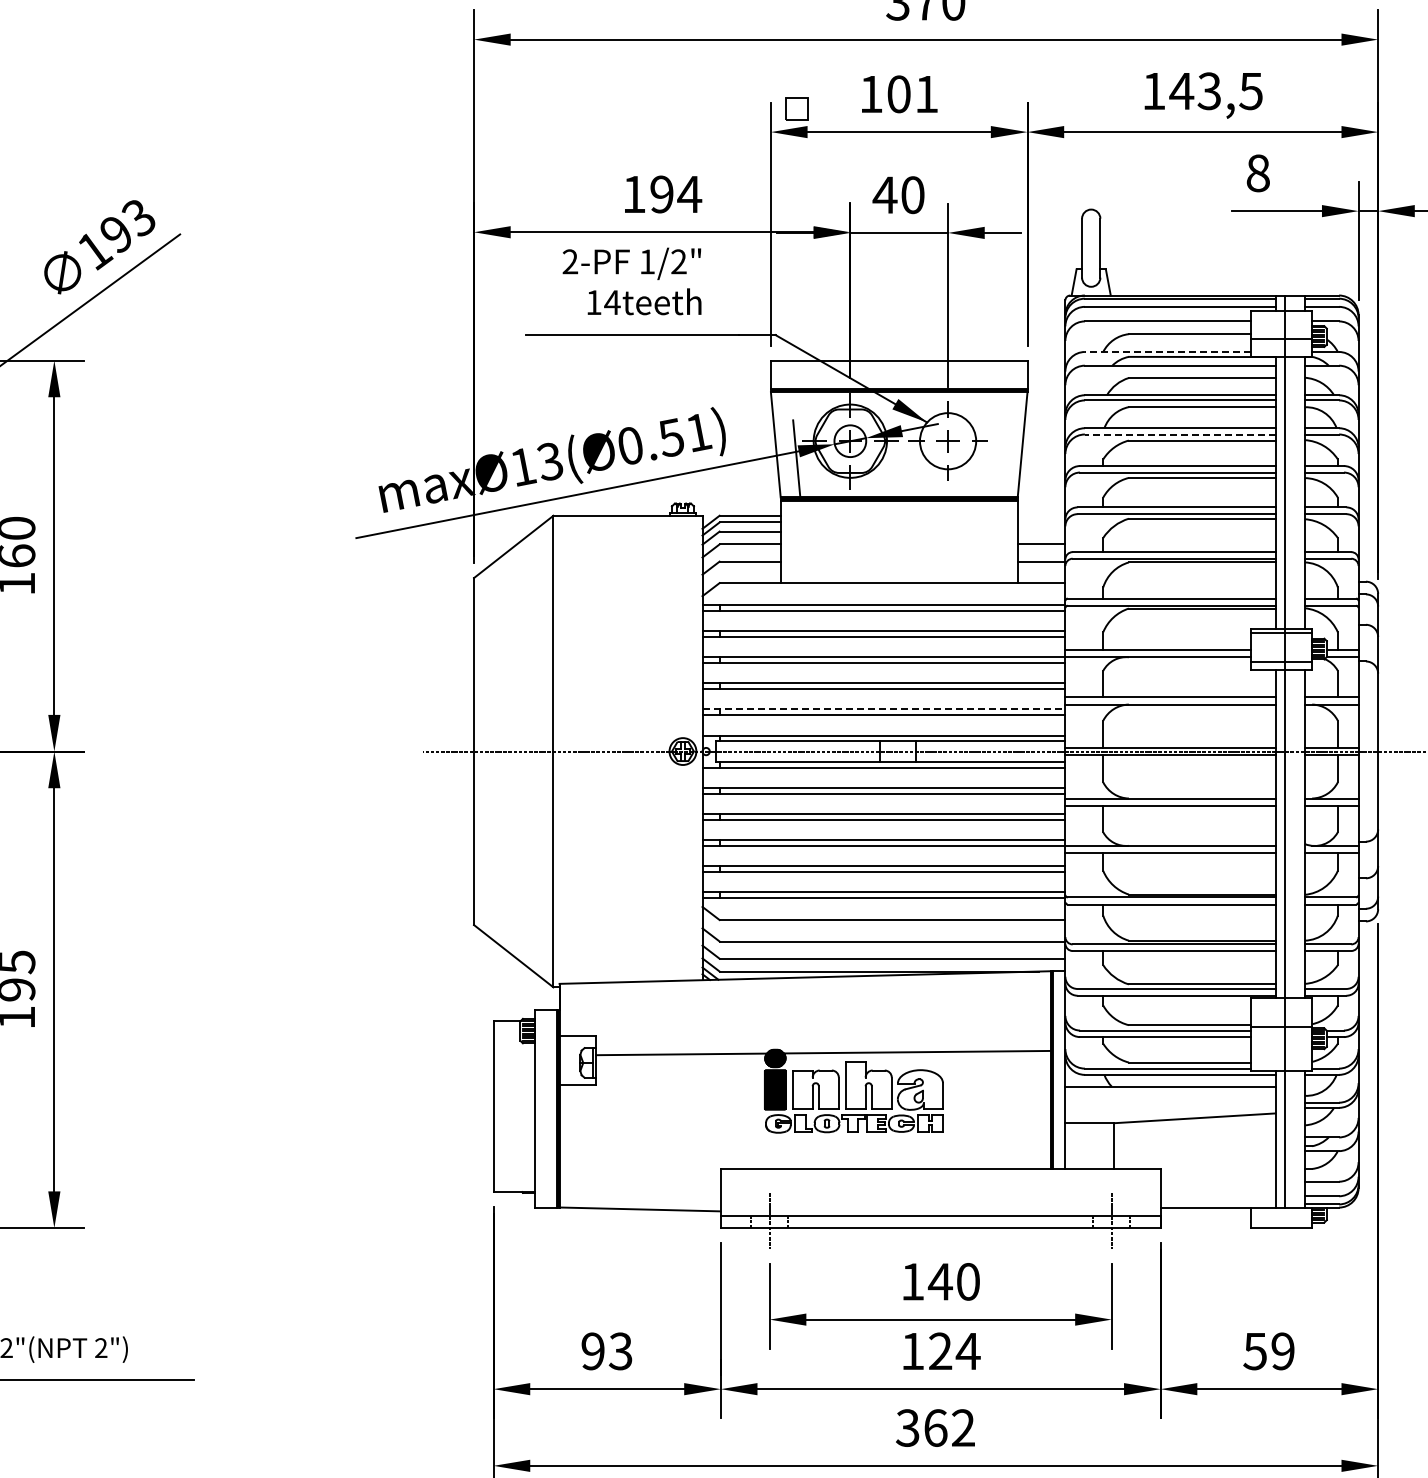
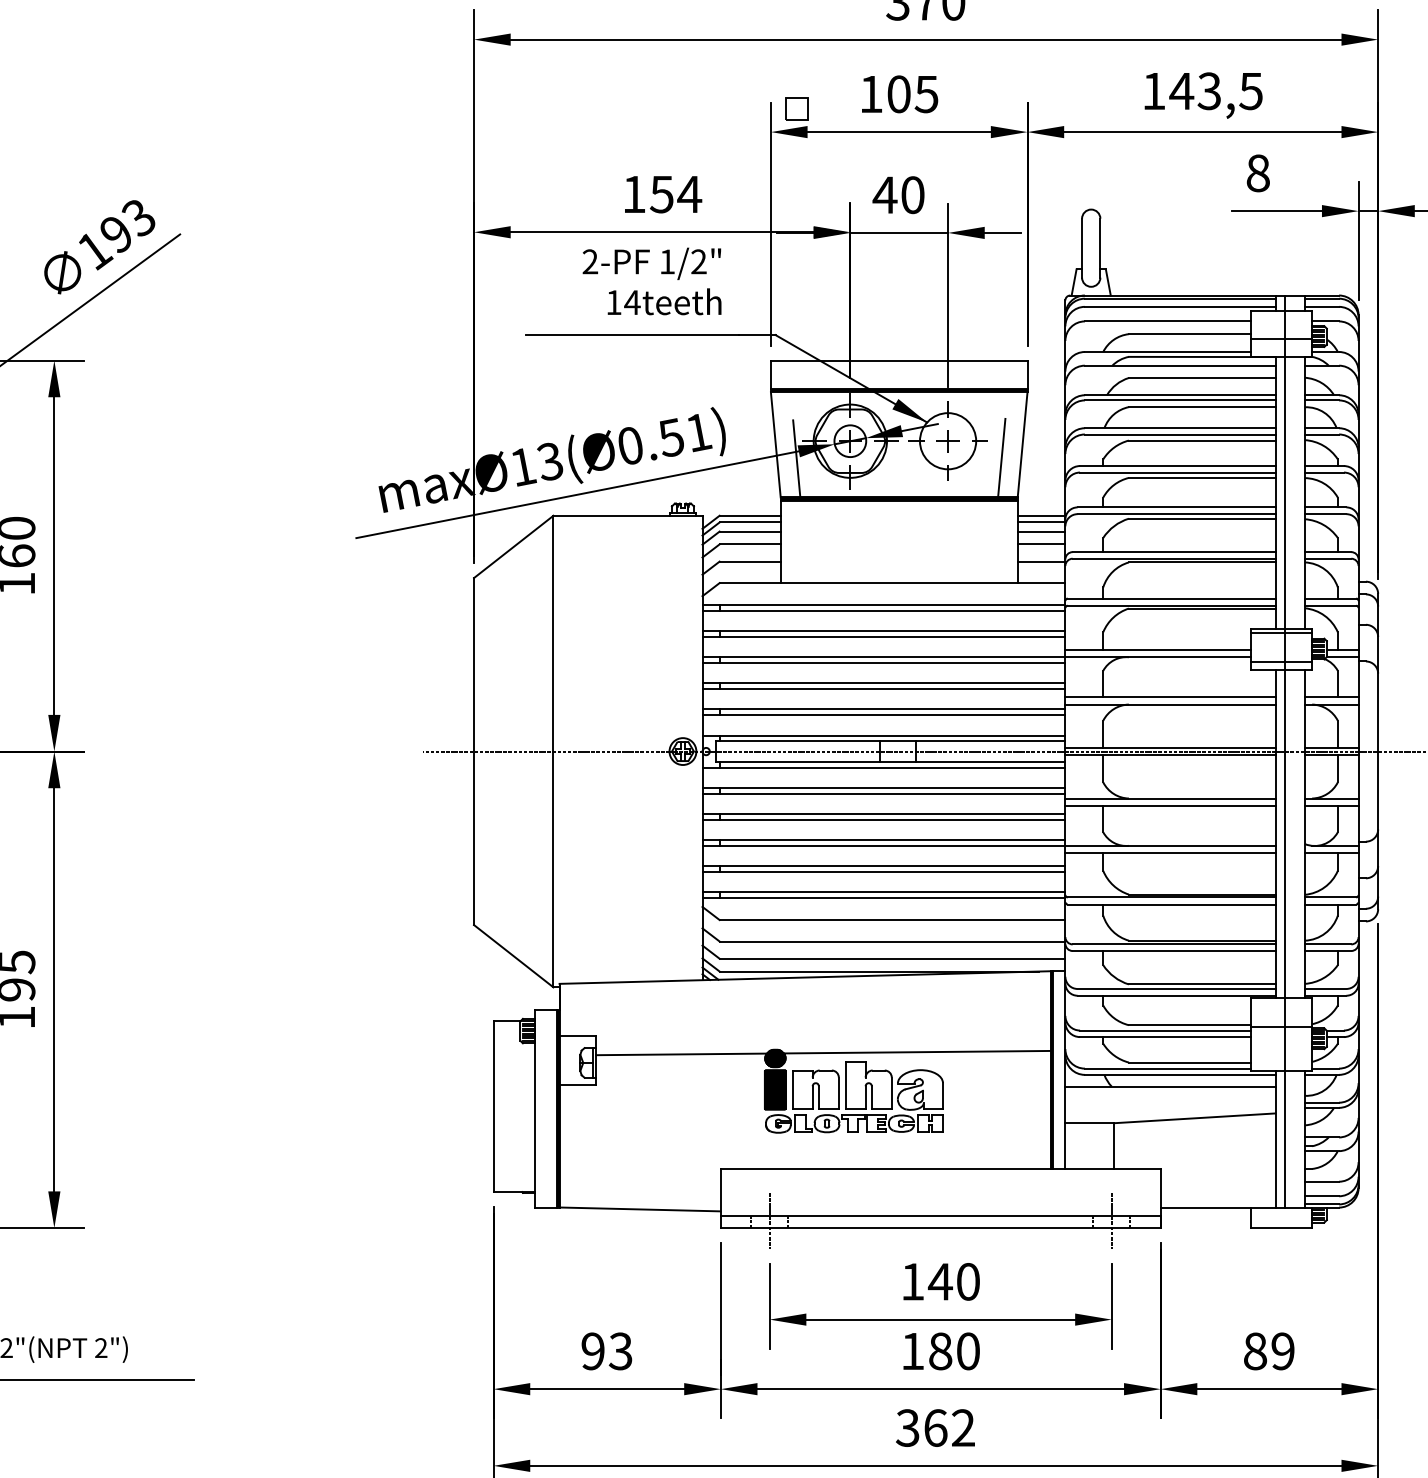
text: 101 -> 105 (926, 94)
text: 194 -> 154 (661, 194)
text position: (631, 281) -> (651, 281) (651, 281)
line: dashed -> solid (1167, 351)
line: dashed -> solid (1179, 434)
line: none -> present (1001, 457)
line: none -> present (1041, 515)
line: none -> present (1041, 522)
line: none -> present (1041, 531)
line: dashed -> solid (884, 709)
text: 124 -> 180 (954, 1351)
text: 59 -> 89 (1255, 1351)
